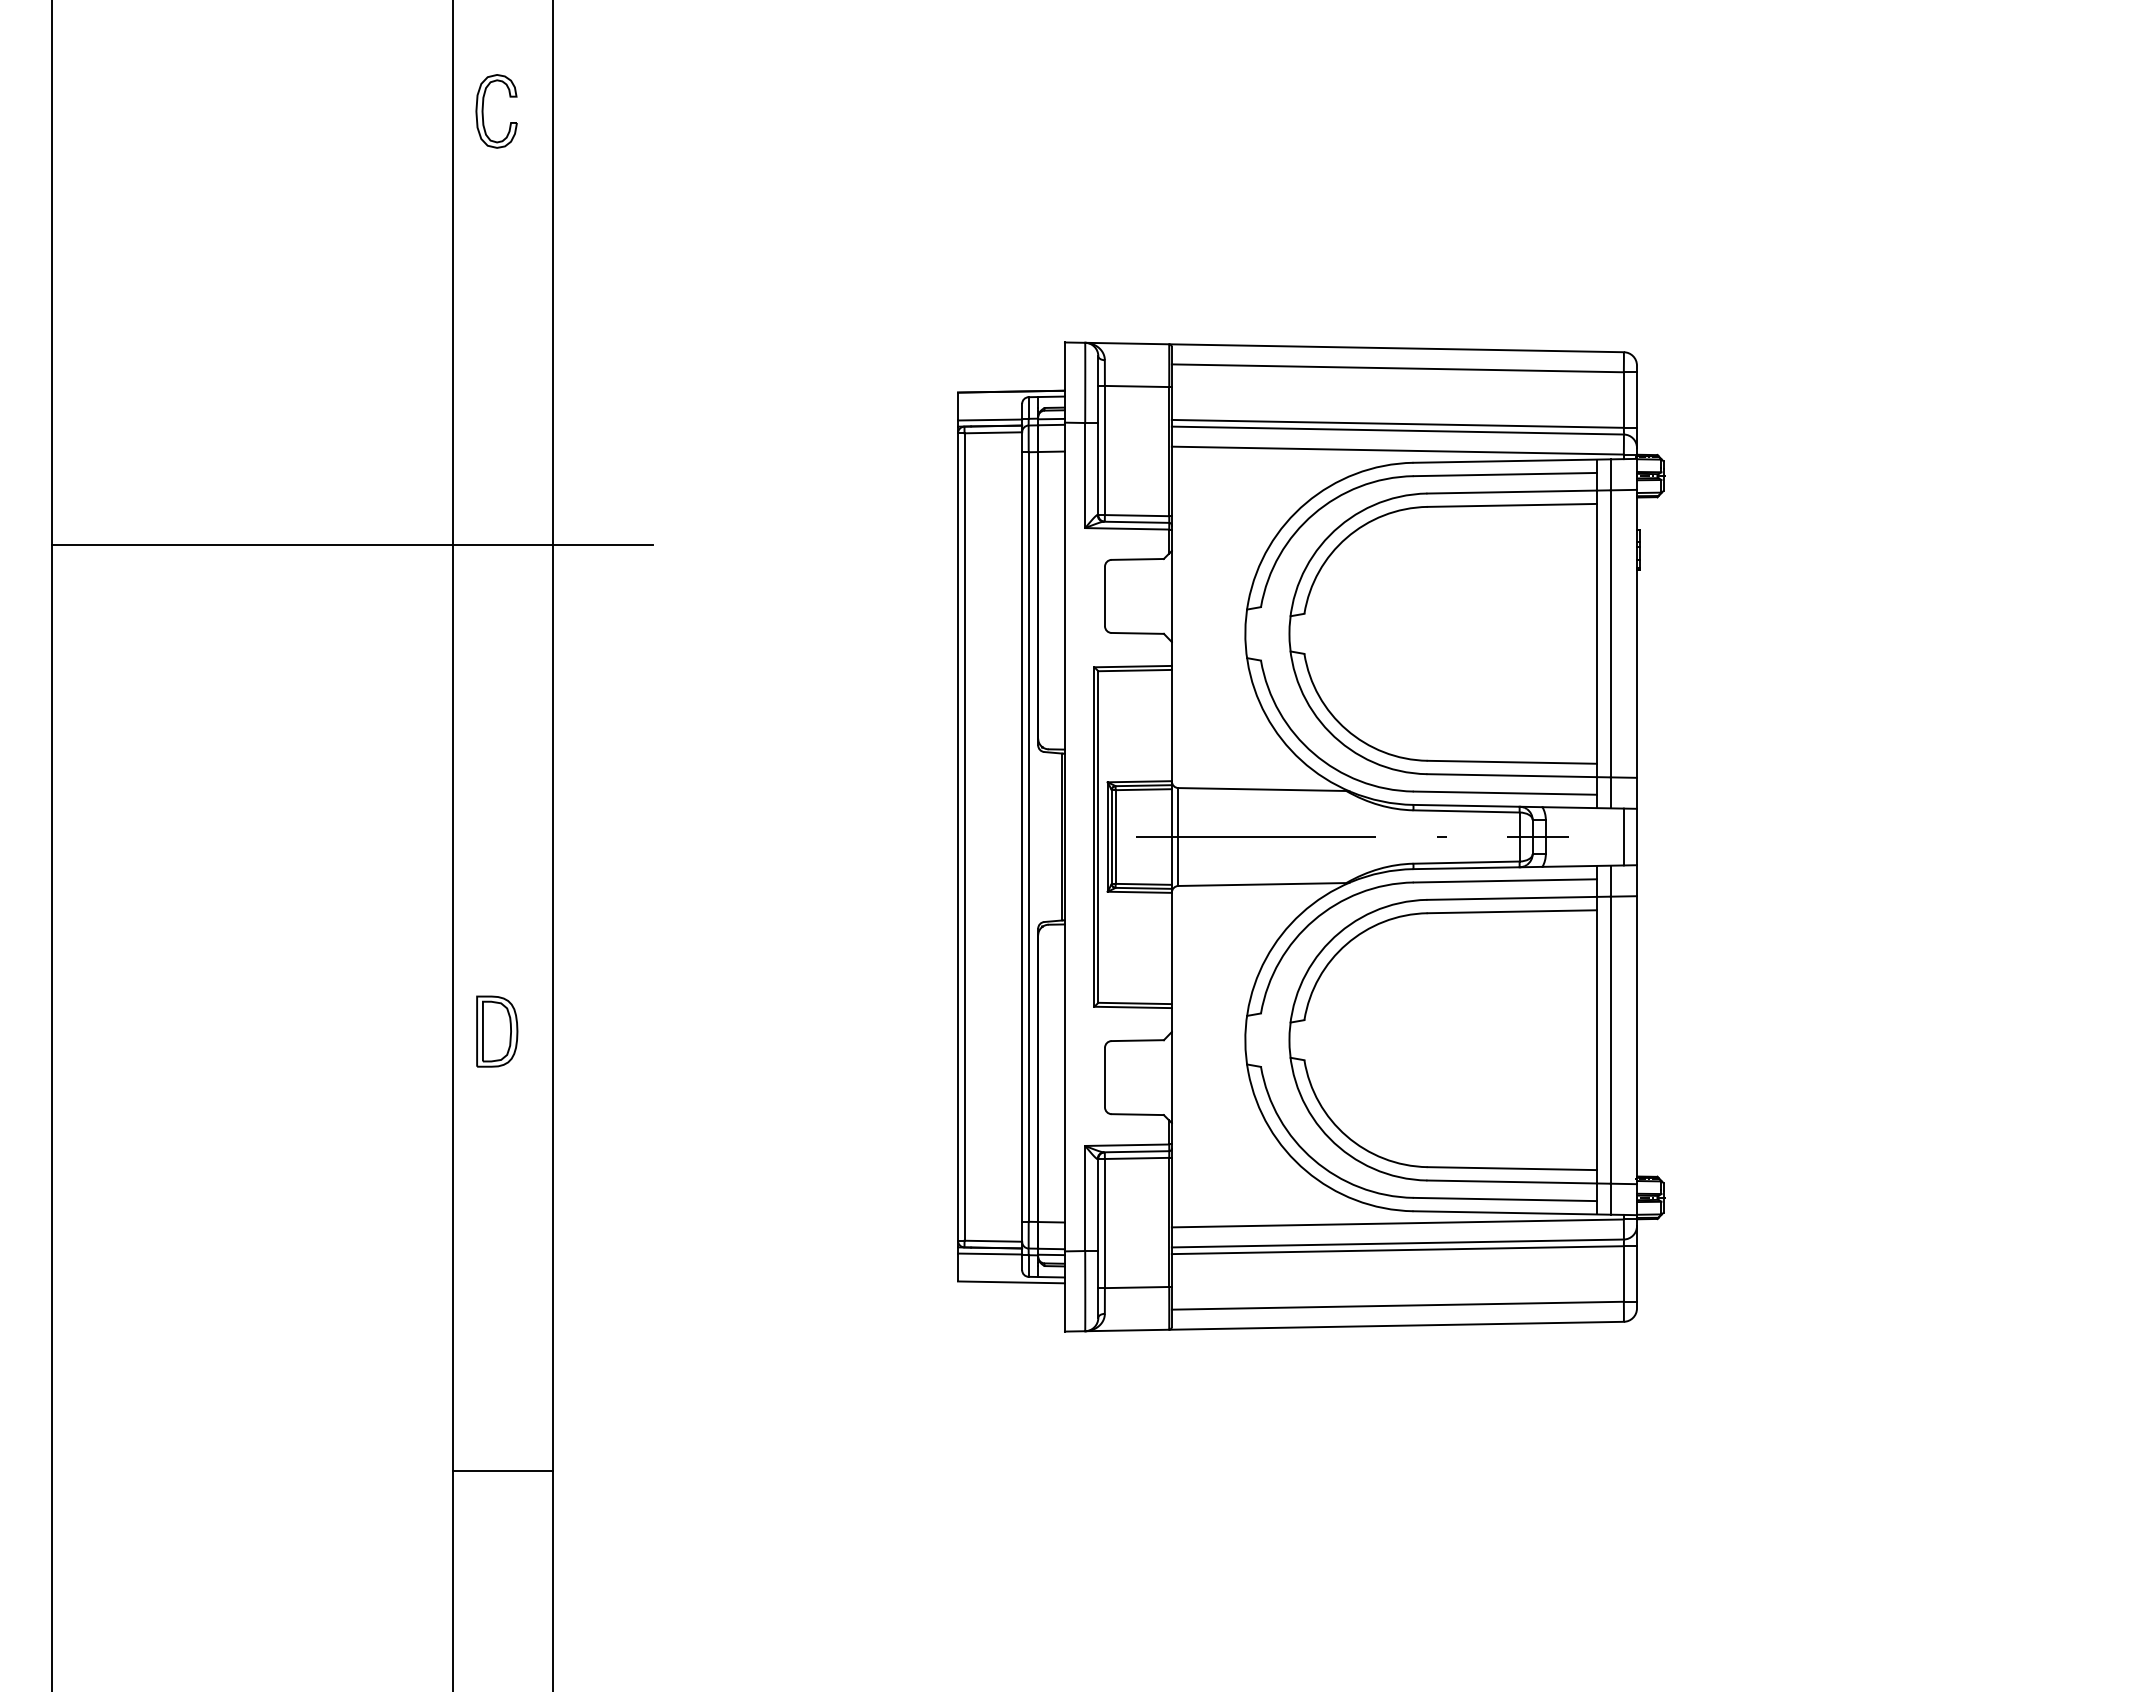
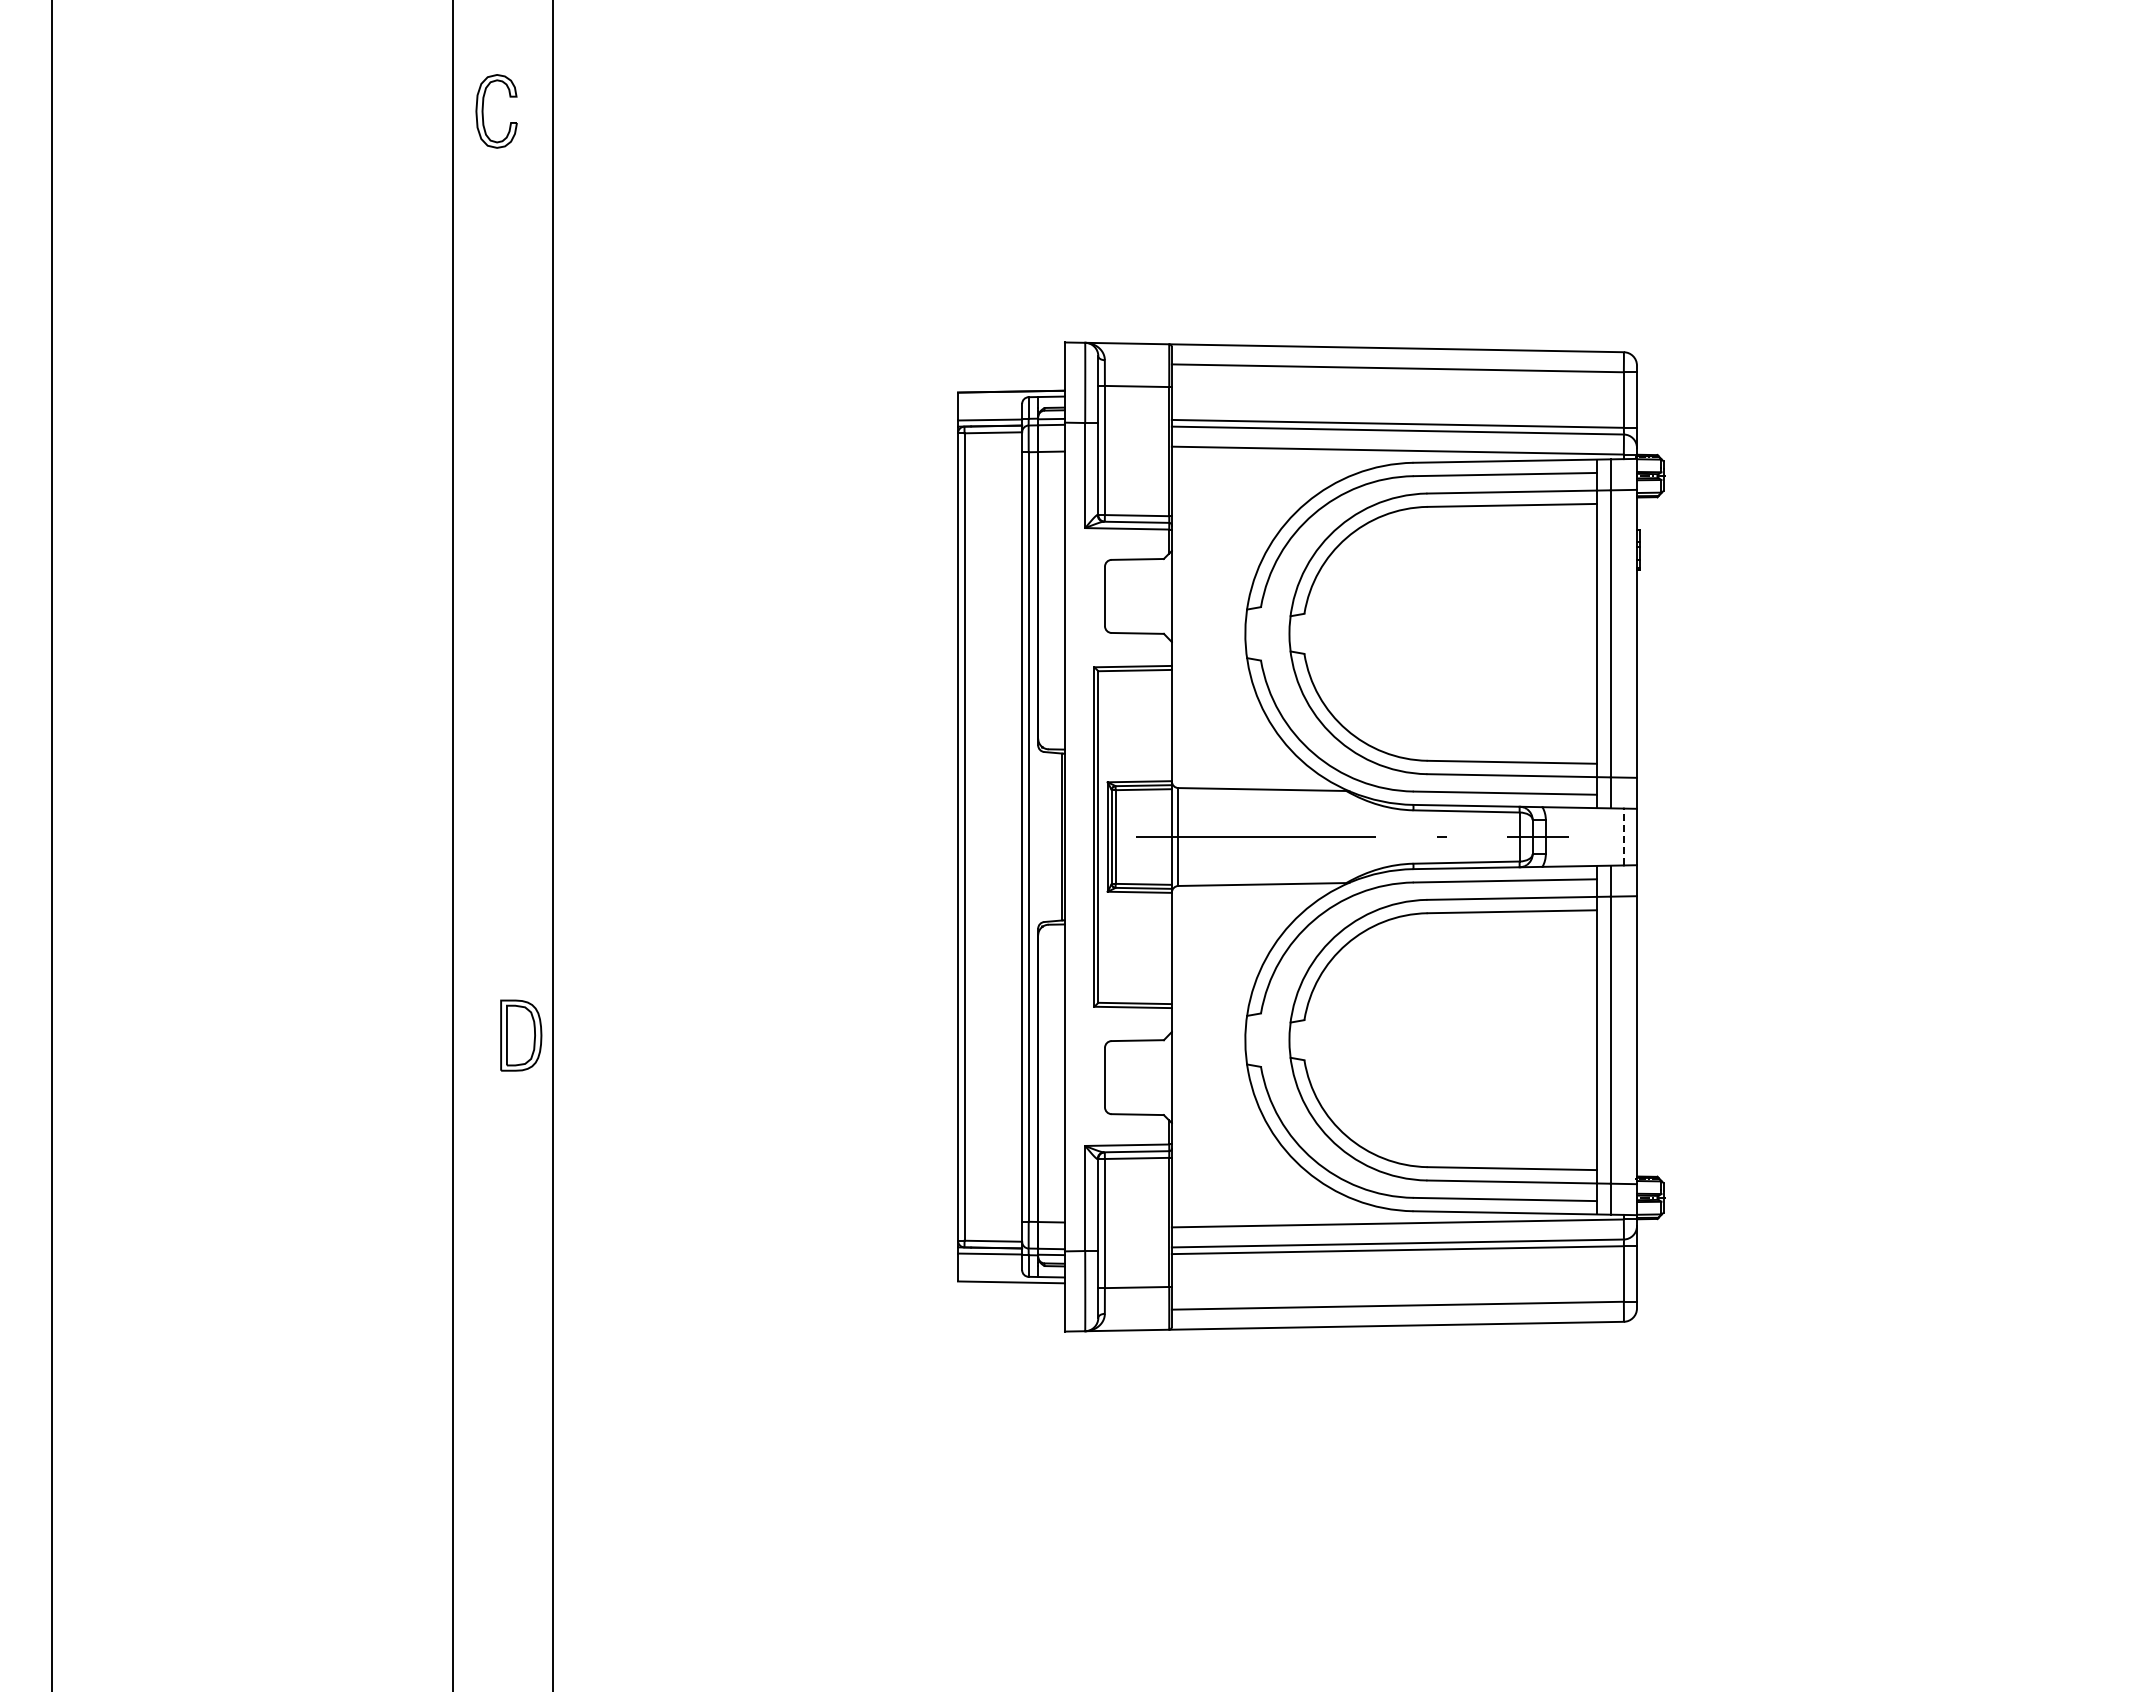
line: present -> none (352, 545)
line: solid -> dashed (1623, 836)
part position: (497, 1031) -> (521, 1035) (521, 1035)
line: present -> none (502, 1470)
